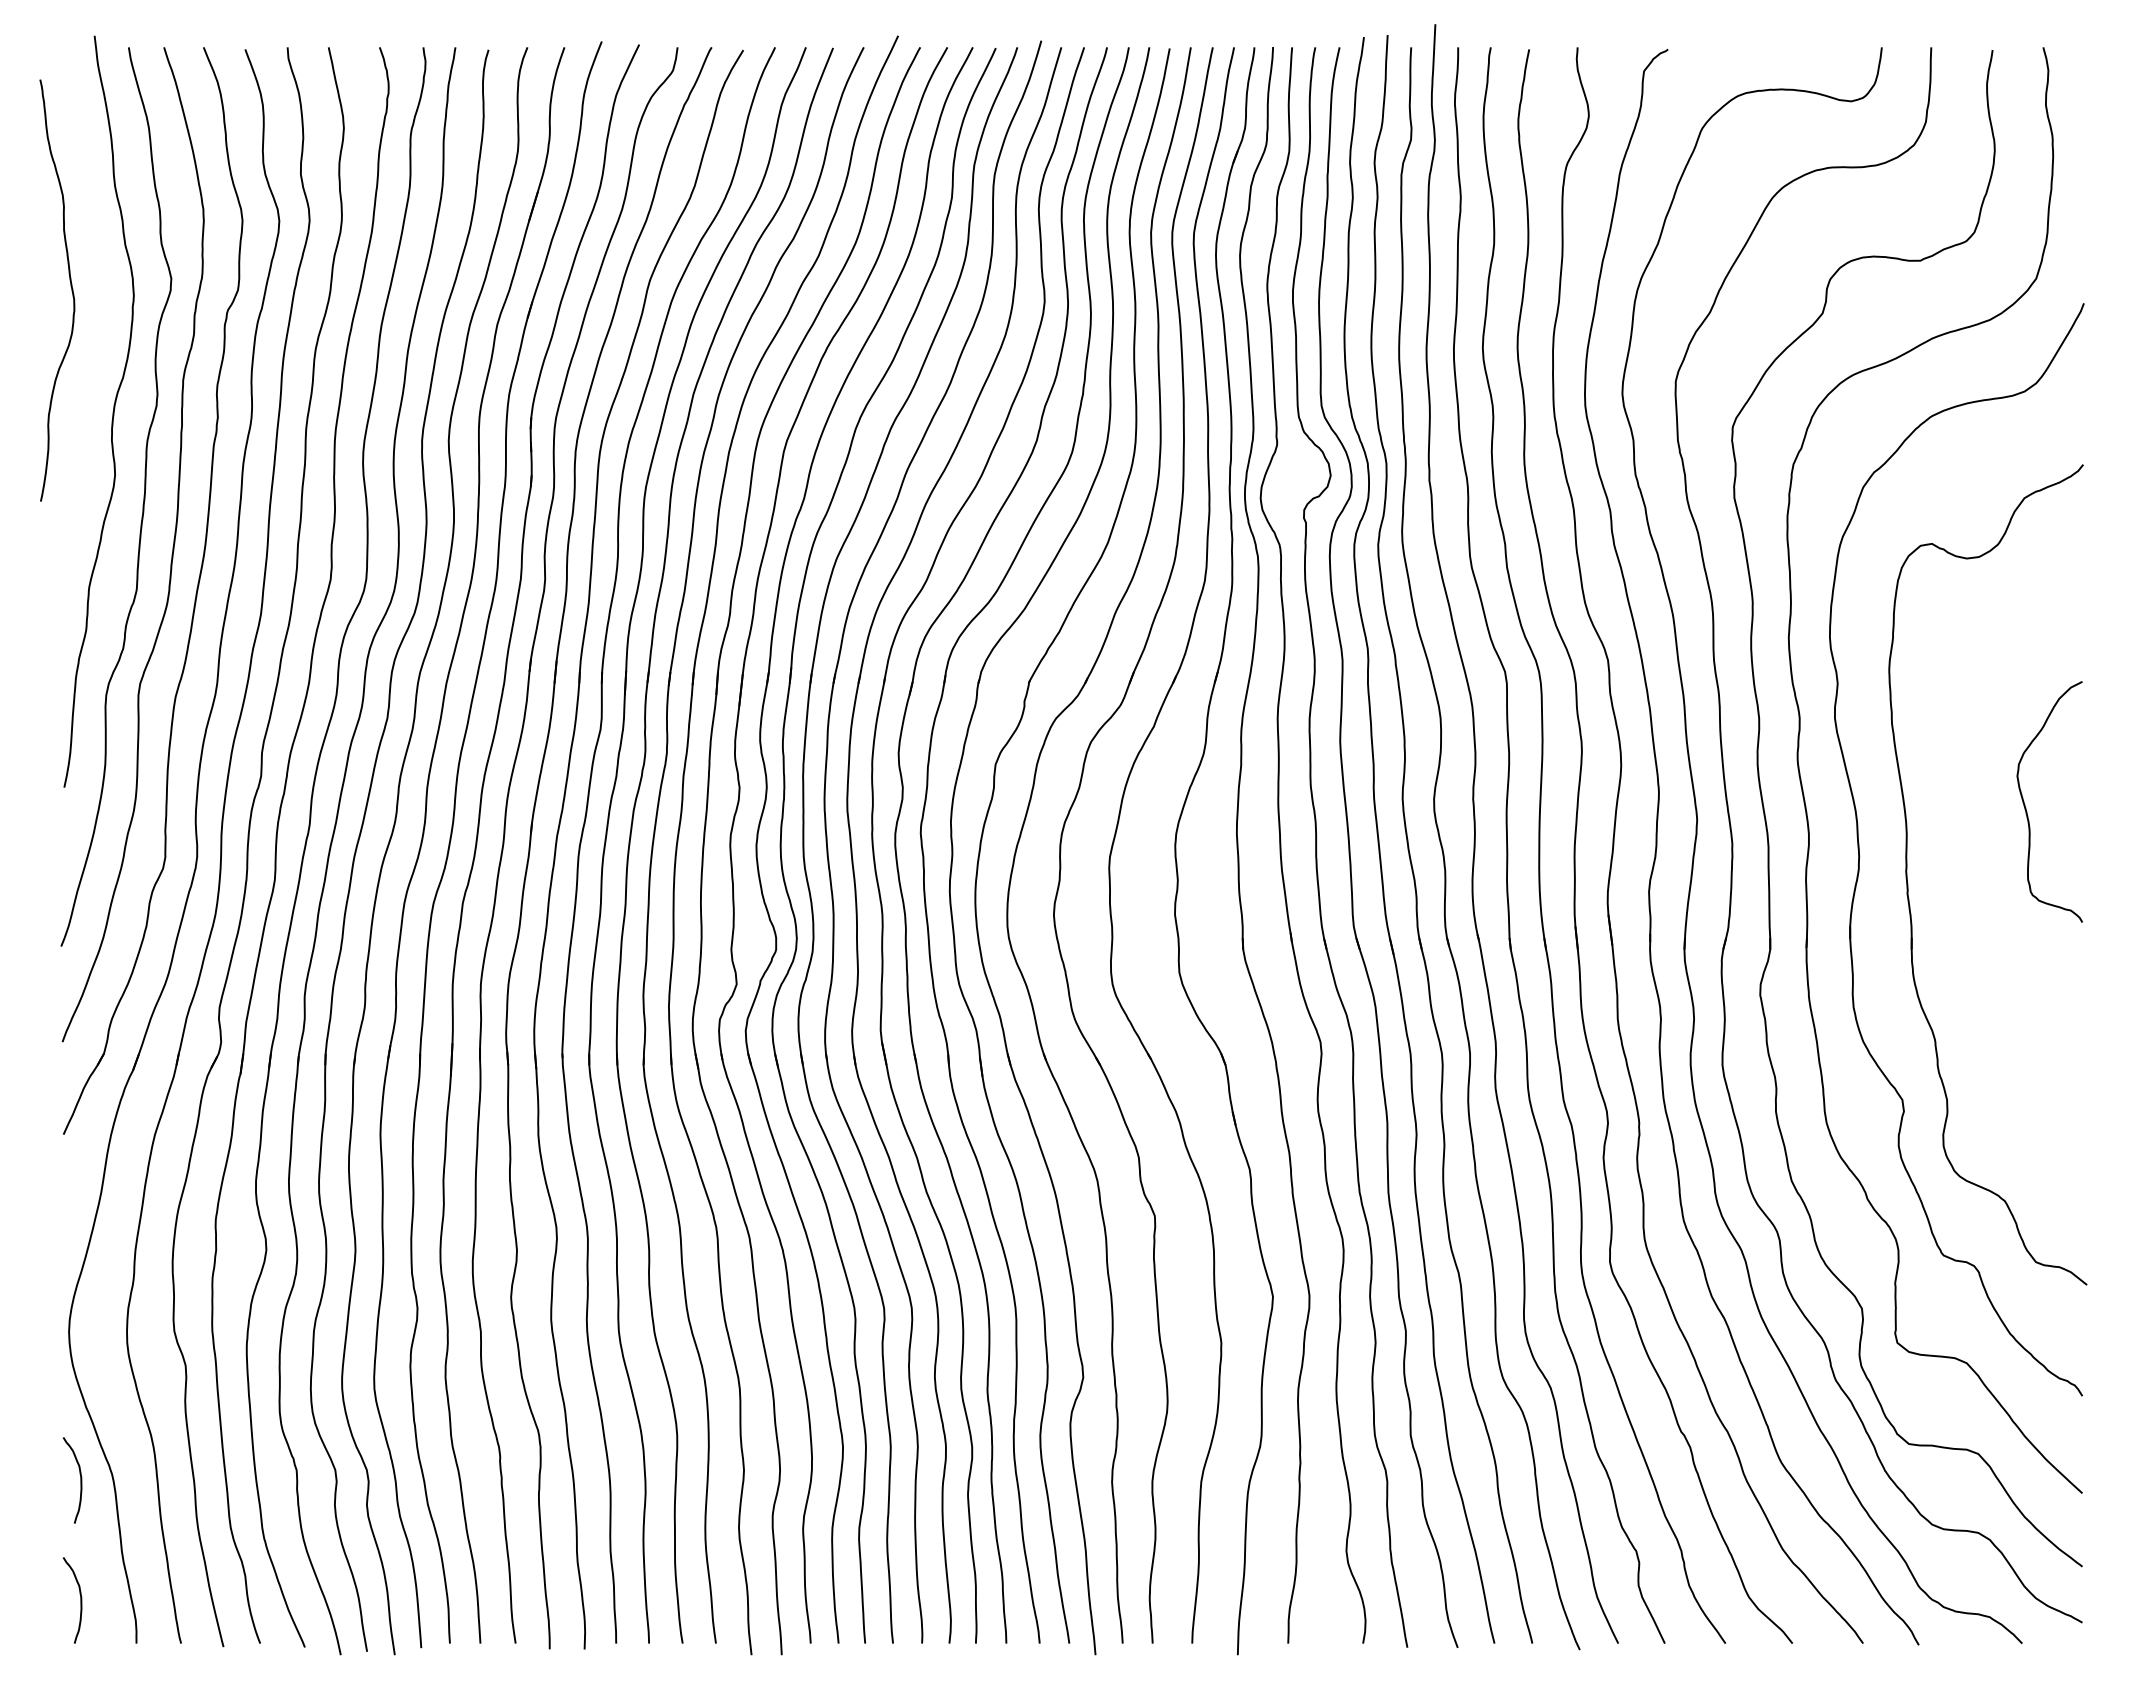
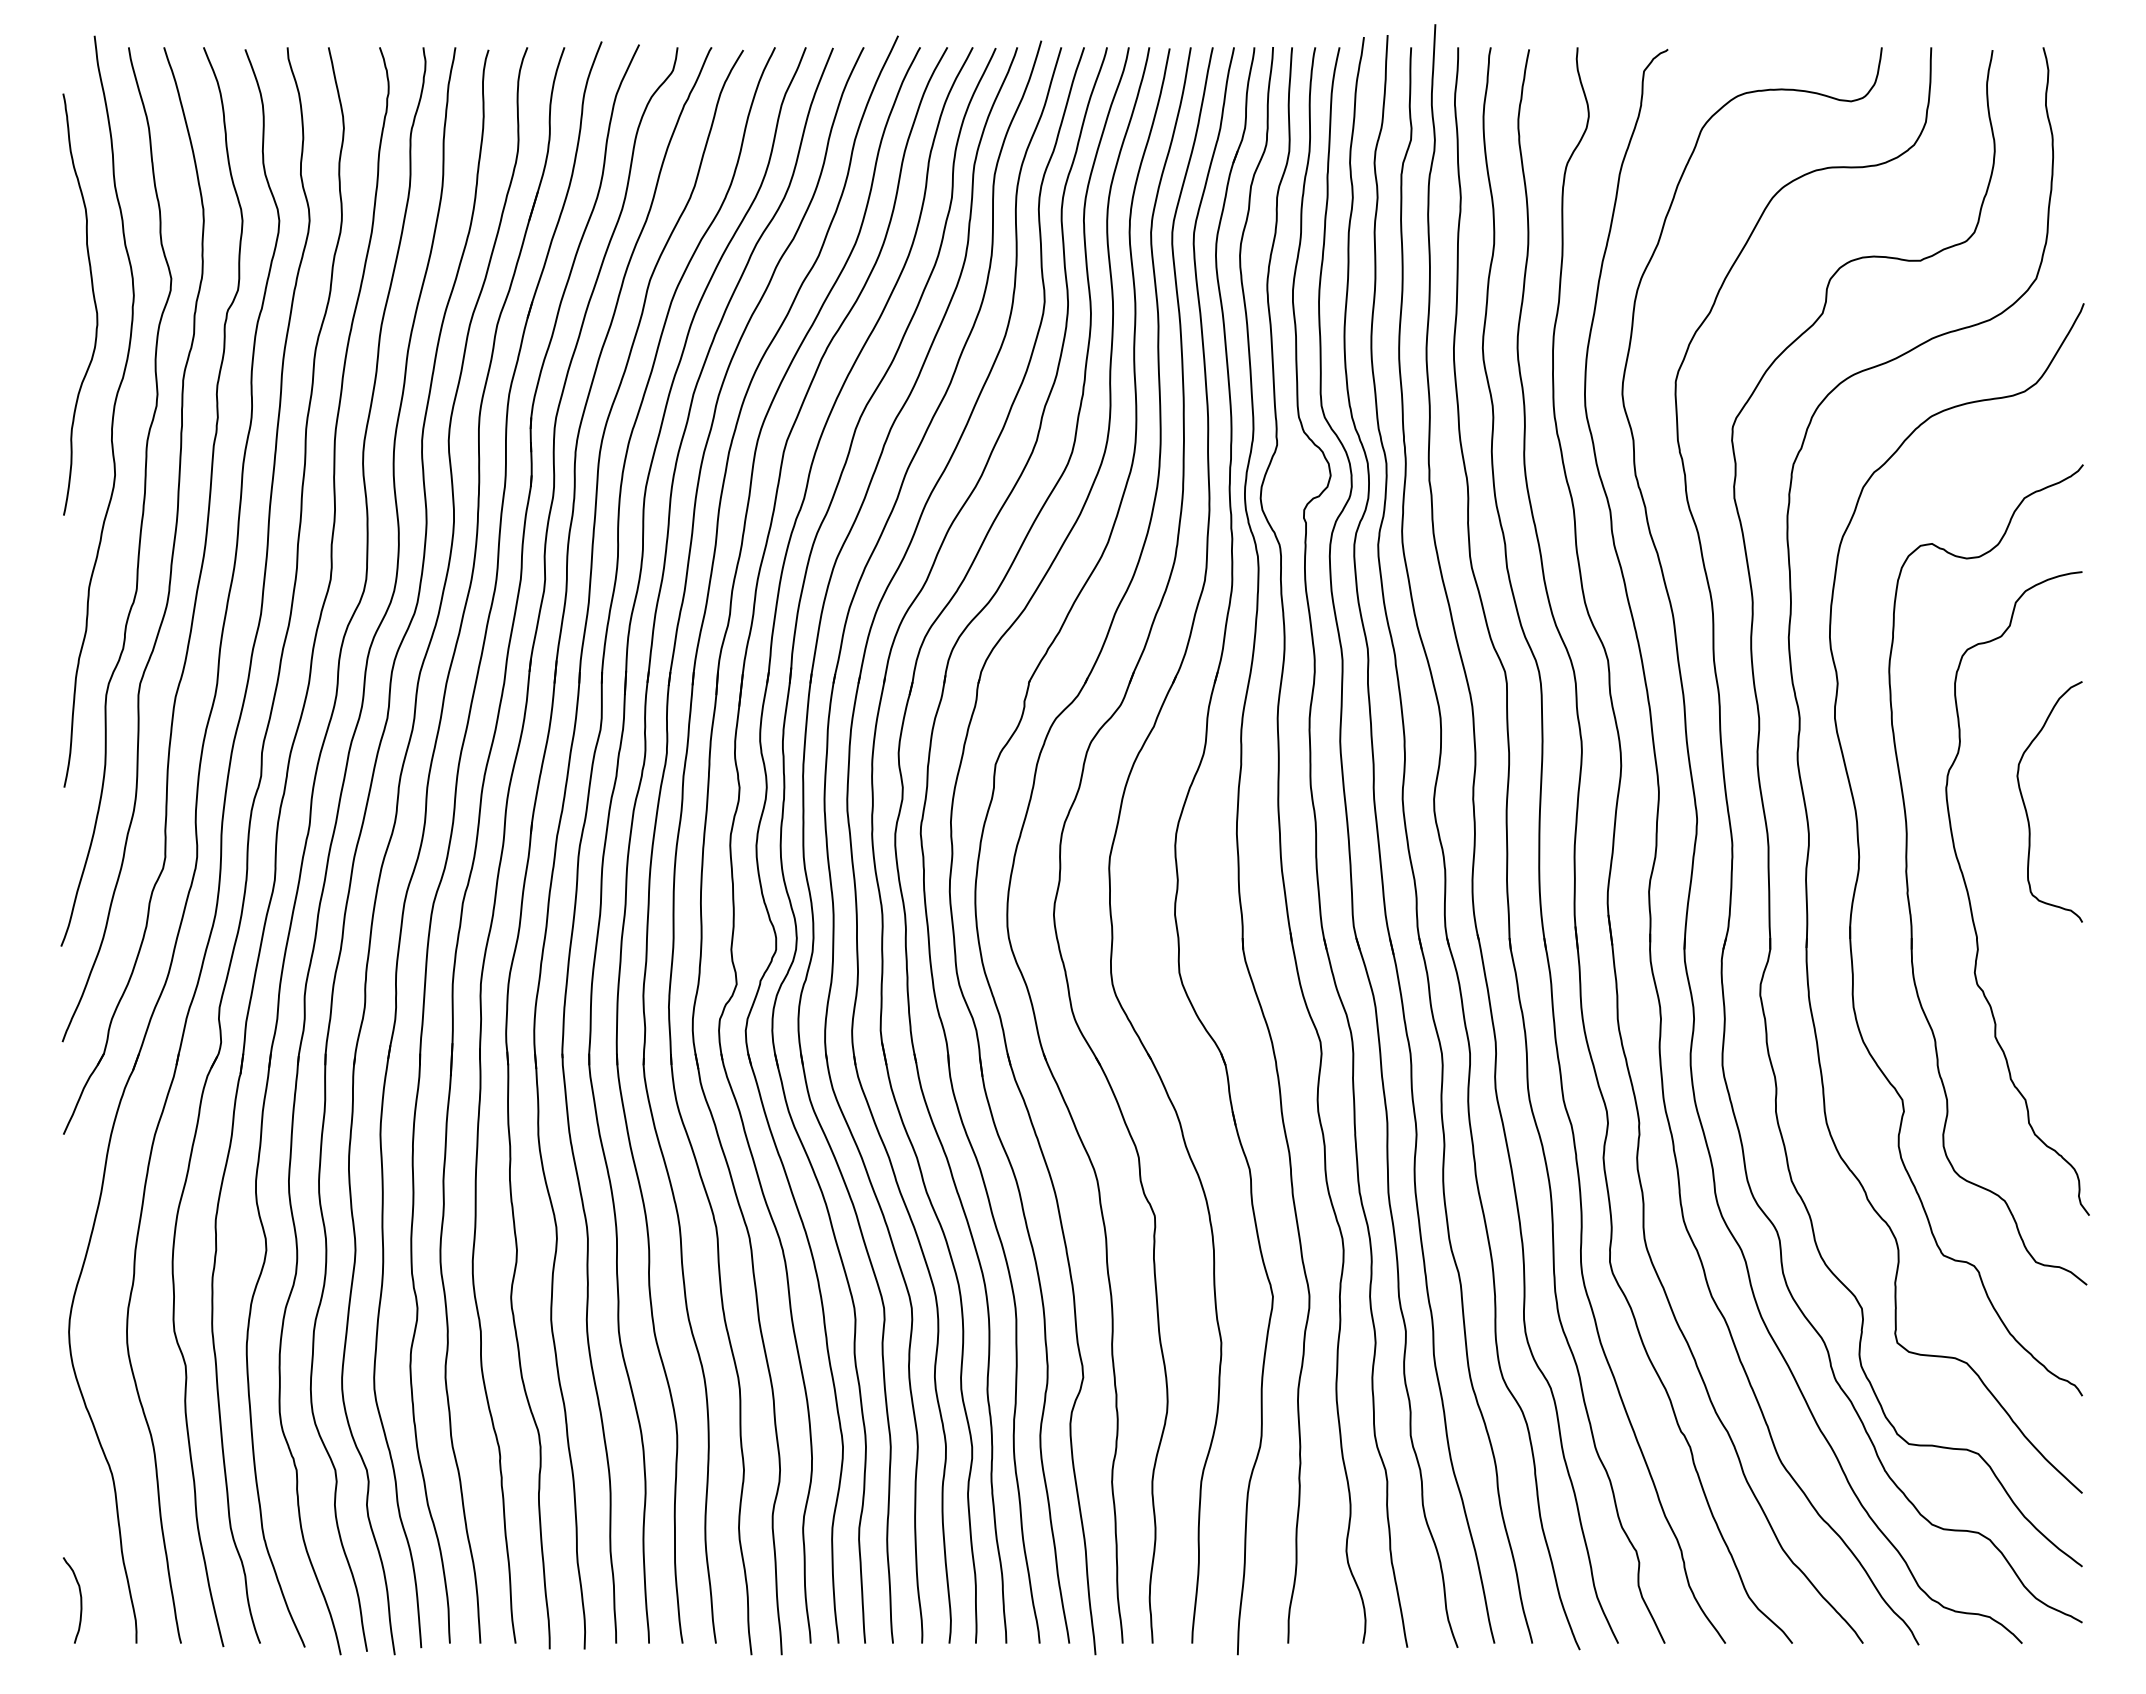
curve position: (70, 286) -> (93, 300) (93, 300)
part: none -> present (1971, 904)
curve: present -> none (80, 1480)
